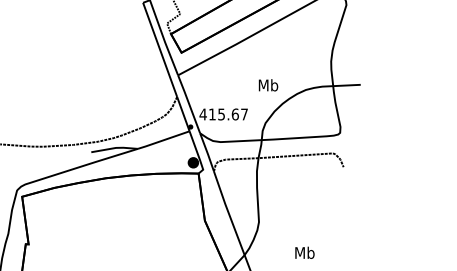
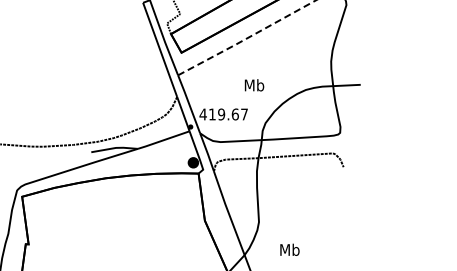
line: solid -> dashed (246, 38)
text position: (268, 85) -> (254, 85) (254, 85)
text: 415.67 -> 419.67 (221, 114)
text position: (304, 252) -> (289, 249) (289, 249)
